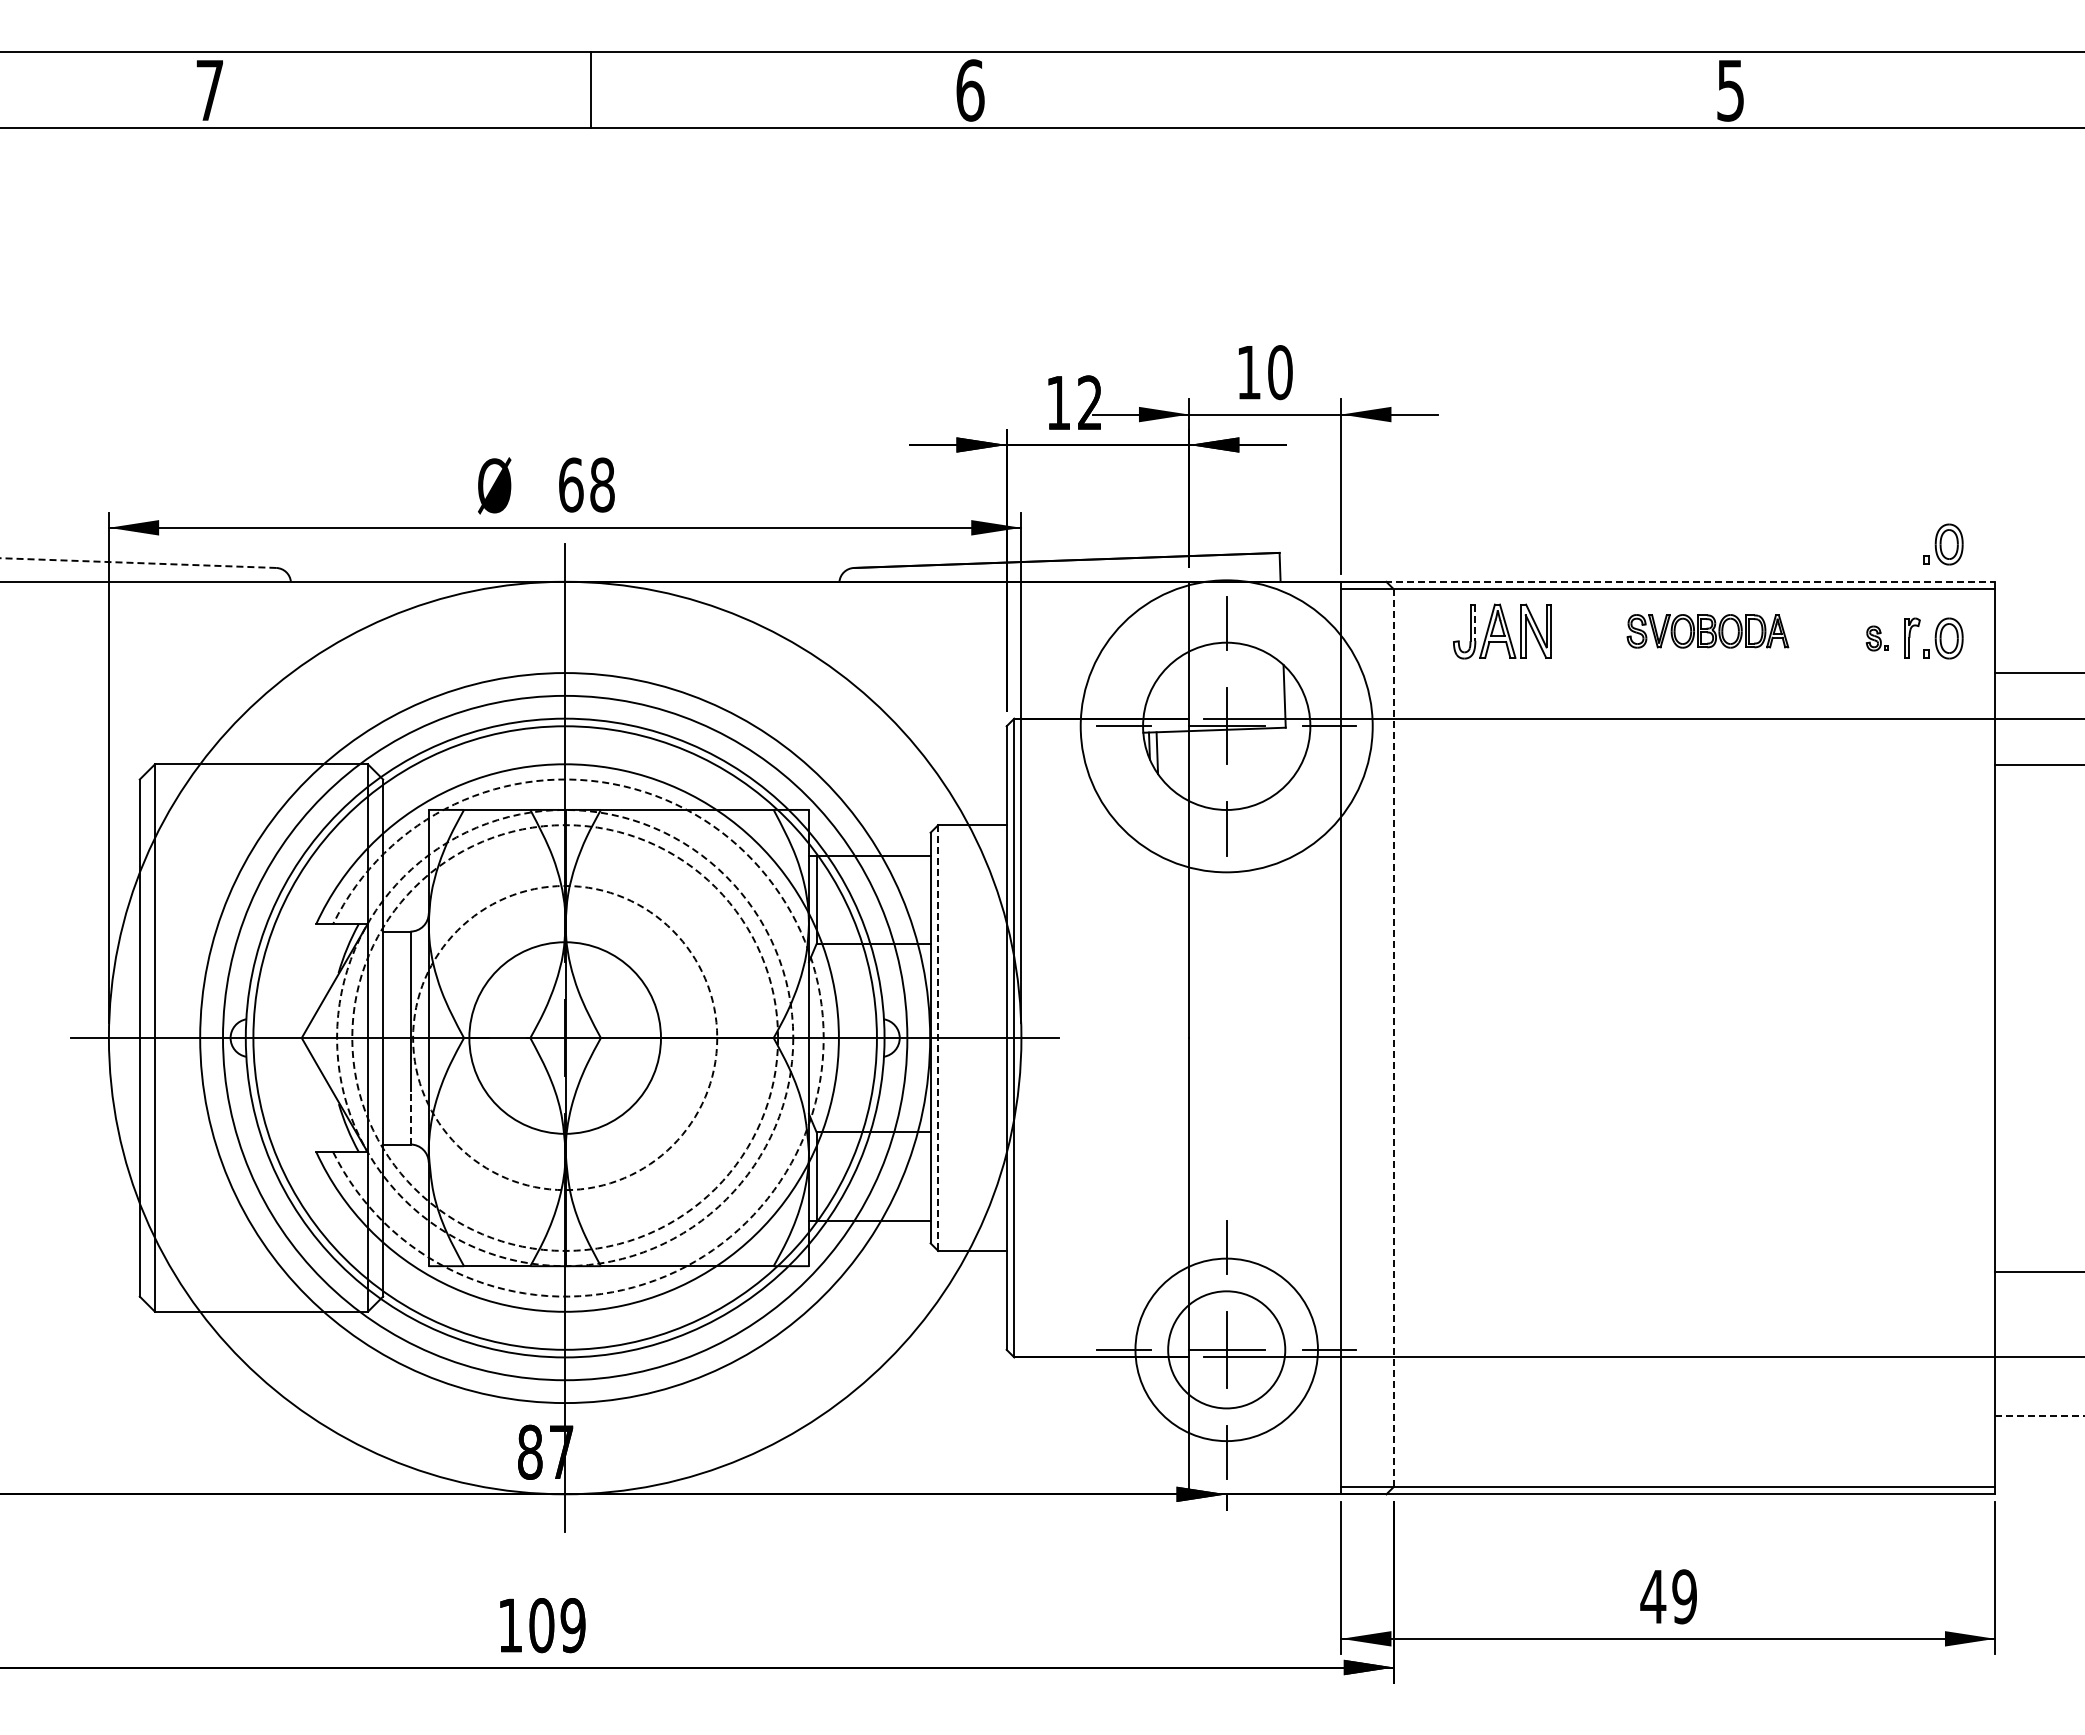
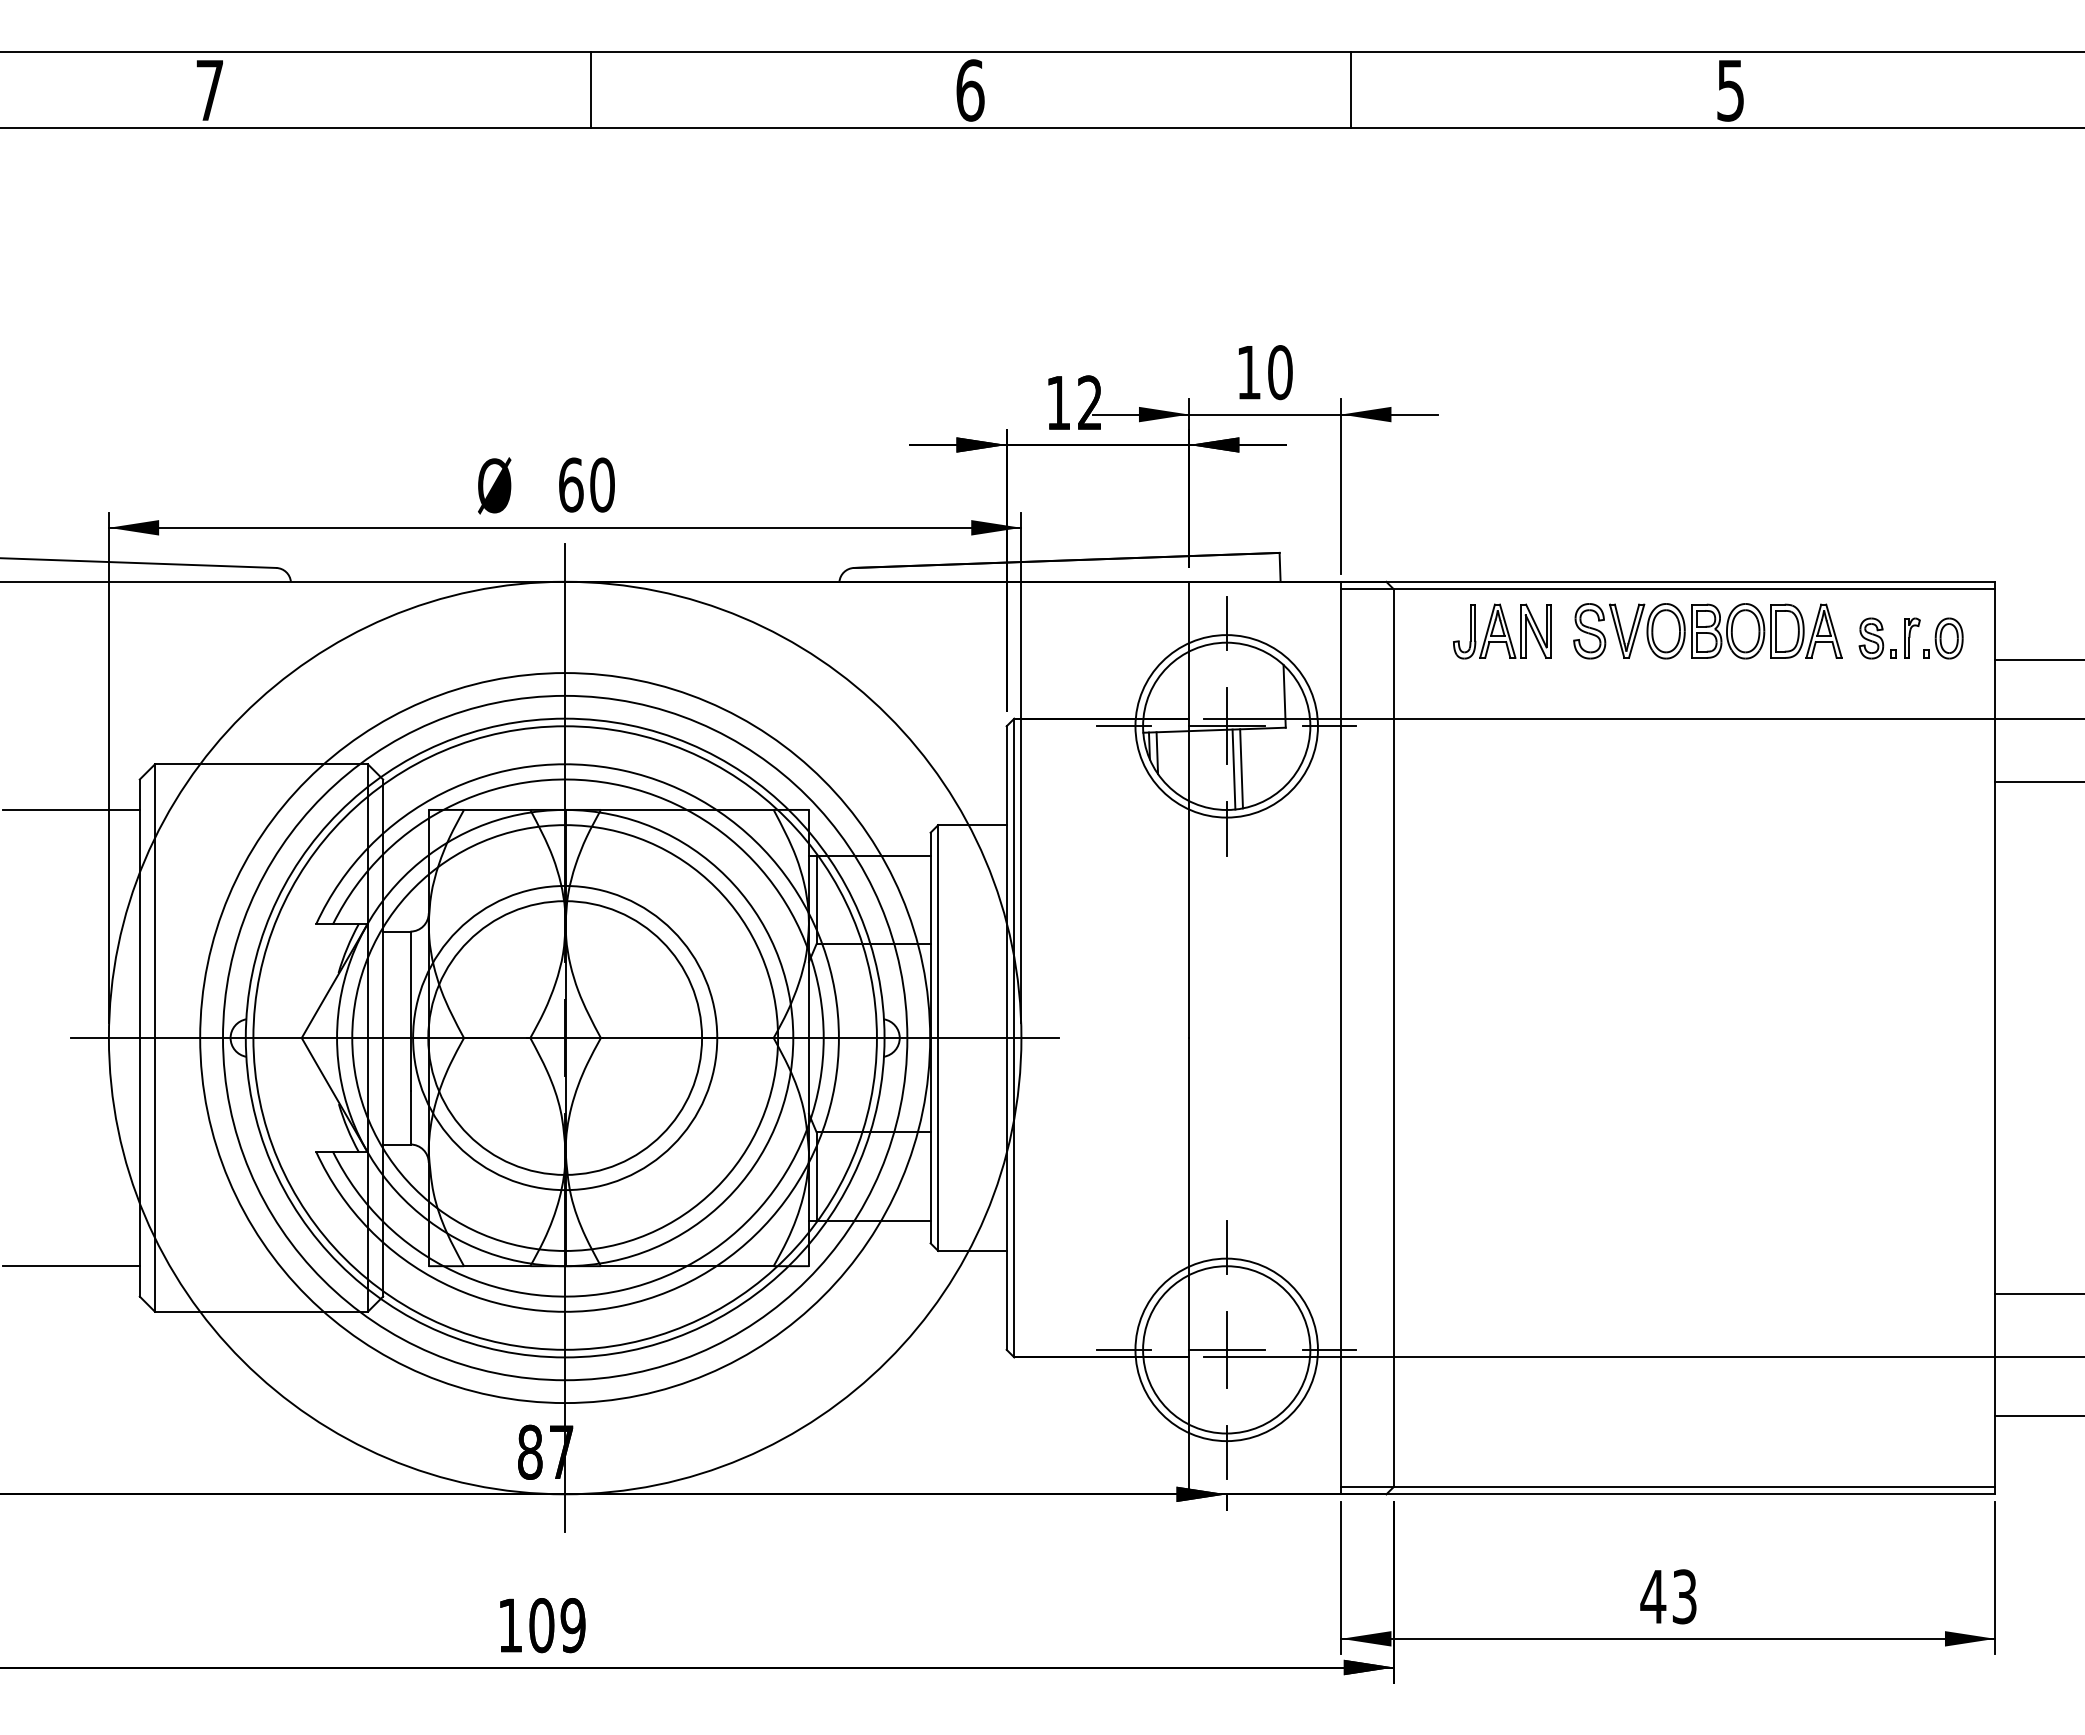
line: none -> present (1351, 90)
text: 68 -> 60 (602, 484)
part: present -> none (1943, 544)
line: dashed -> solid (138, 563)
line: dashed -> solid (1668, 581)
line: dashed -> solid (1475, 623)
part size: 164x35 px -> 270x57 px (1707, 631)
part size: 24x27 px -> 39x43 px (1877, 638)
line position: (2038, 673) -> (2038, 660) (2038, 660)
circle diameter: 292 px -> 182 px (1226, 726)
line position: (2038, 764) -> (2038, 781) (2038, 781)
line: none -> present (1241, 768)
line: none -> present (1233, 769)
line: none -> present (70, 809)
circle diameter: 192 px -> 274 px (565, 1037)
circle: dashed -> solid (565, 1037)
circle: dashed -> solid (565, 1037)
circle: dashed -> solid (565, 1037)
arc: dashed -> solid (823, 1038)
line: dashed -> solid (938, 1038)
line: dashed -> solid (1394, 1038)
line: dashed -> solid (410, 1117)
line: none -> present (70, 1266)
line position: (2038, 1272) -> (2038, 1294) (2038, 1294)
circle diameter: 117 px -> 167 px (1226, 1349)
line: dashed -> solid (2040, 1416)
text: 49 -> 43 (1684, 1596)
